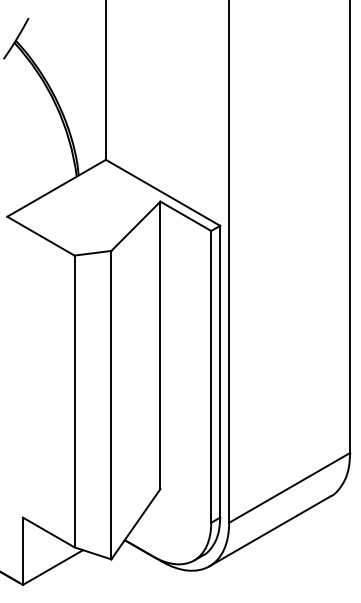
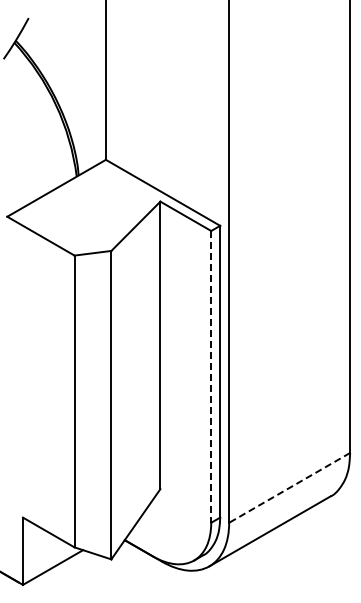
line: solid -> dashed (211, 376)
line: solid -> dashed (289, 487)
